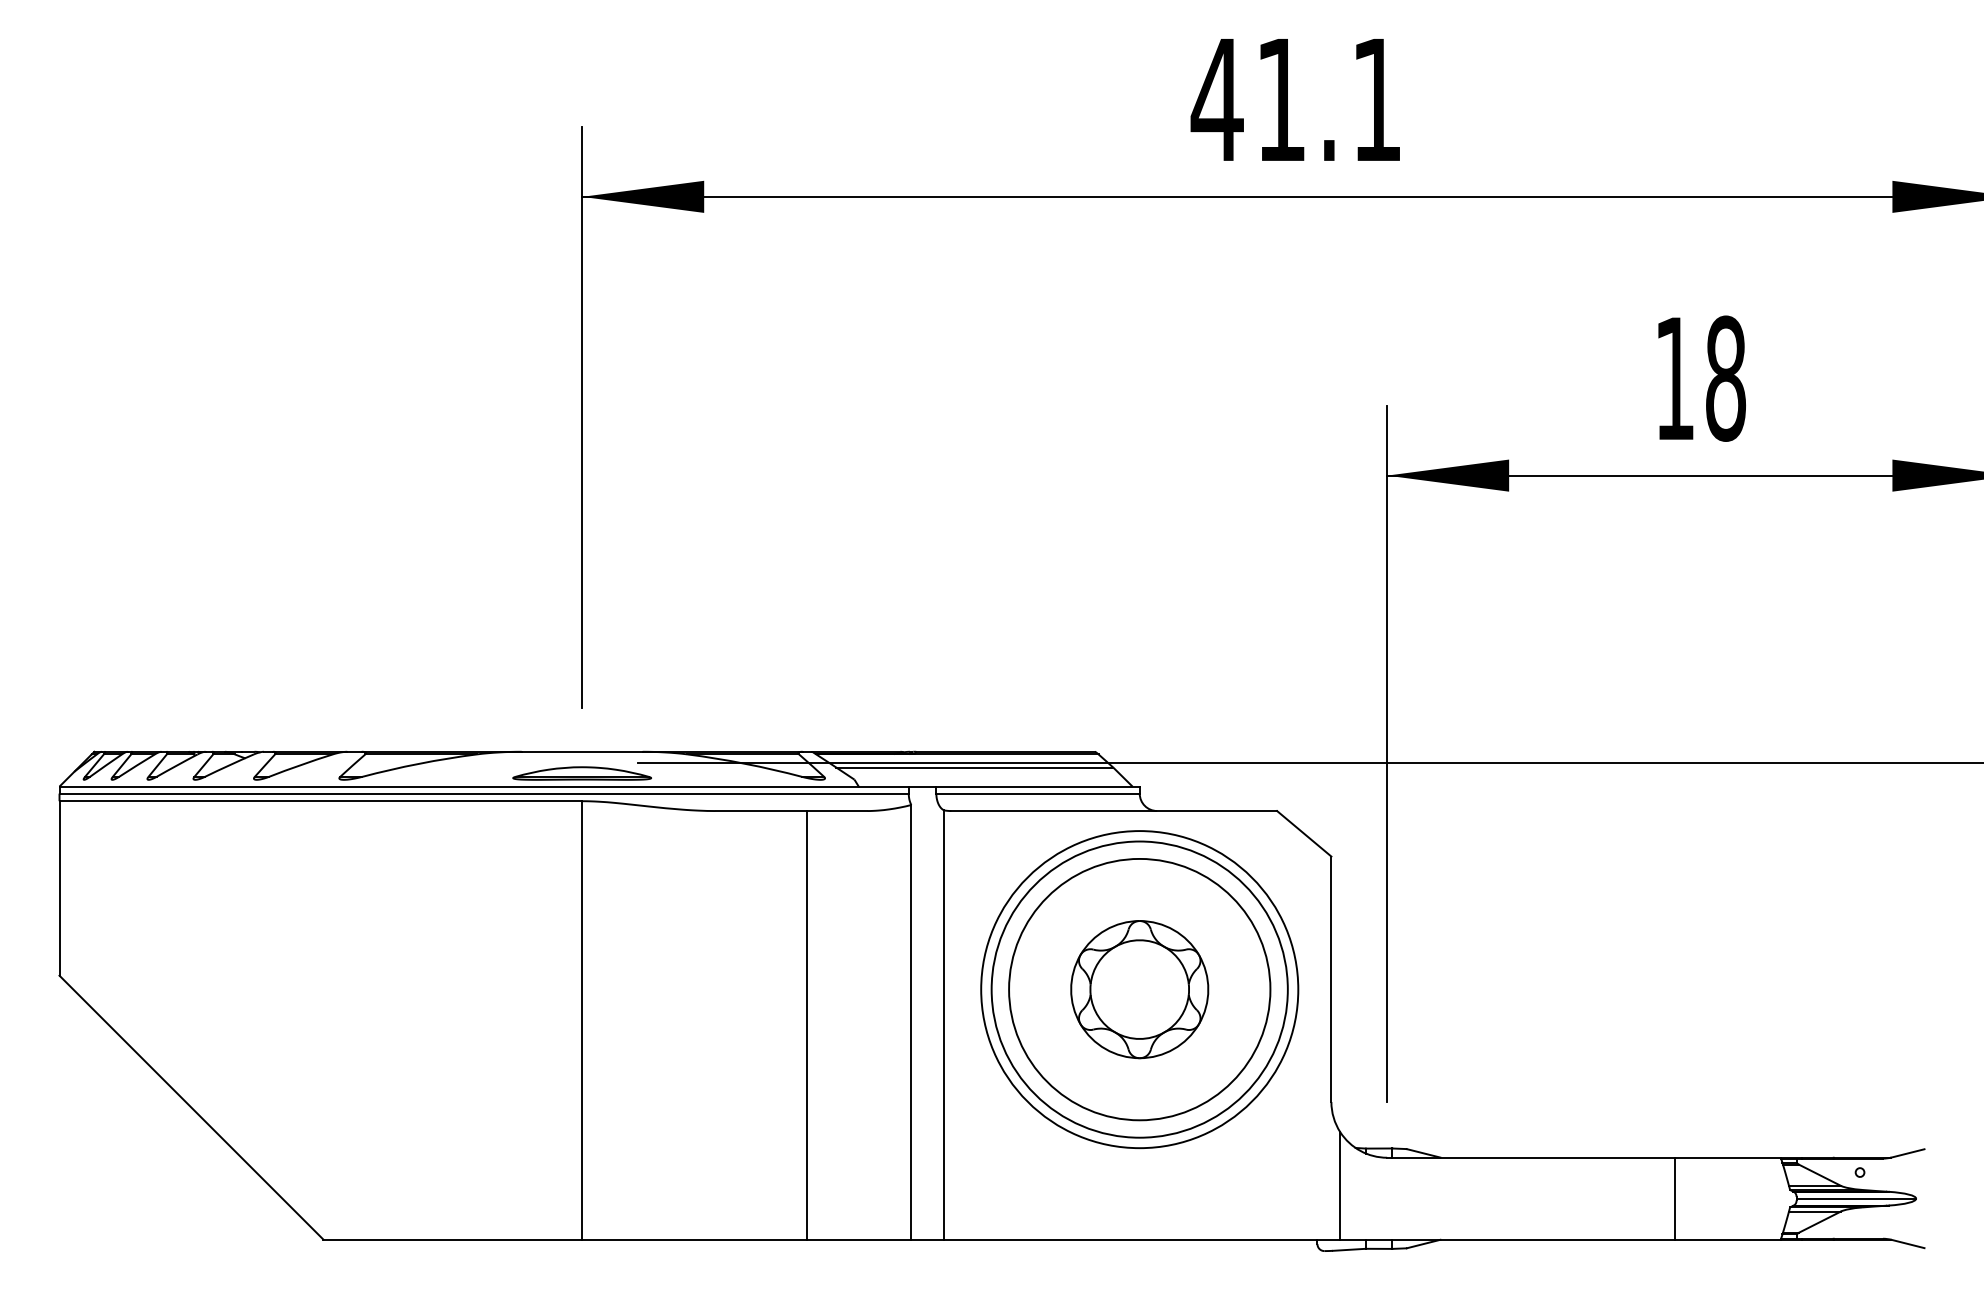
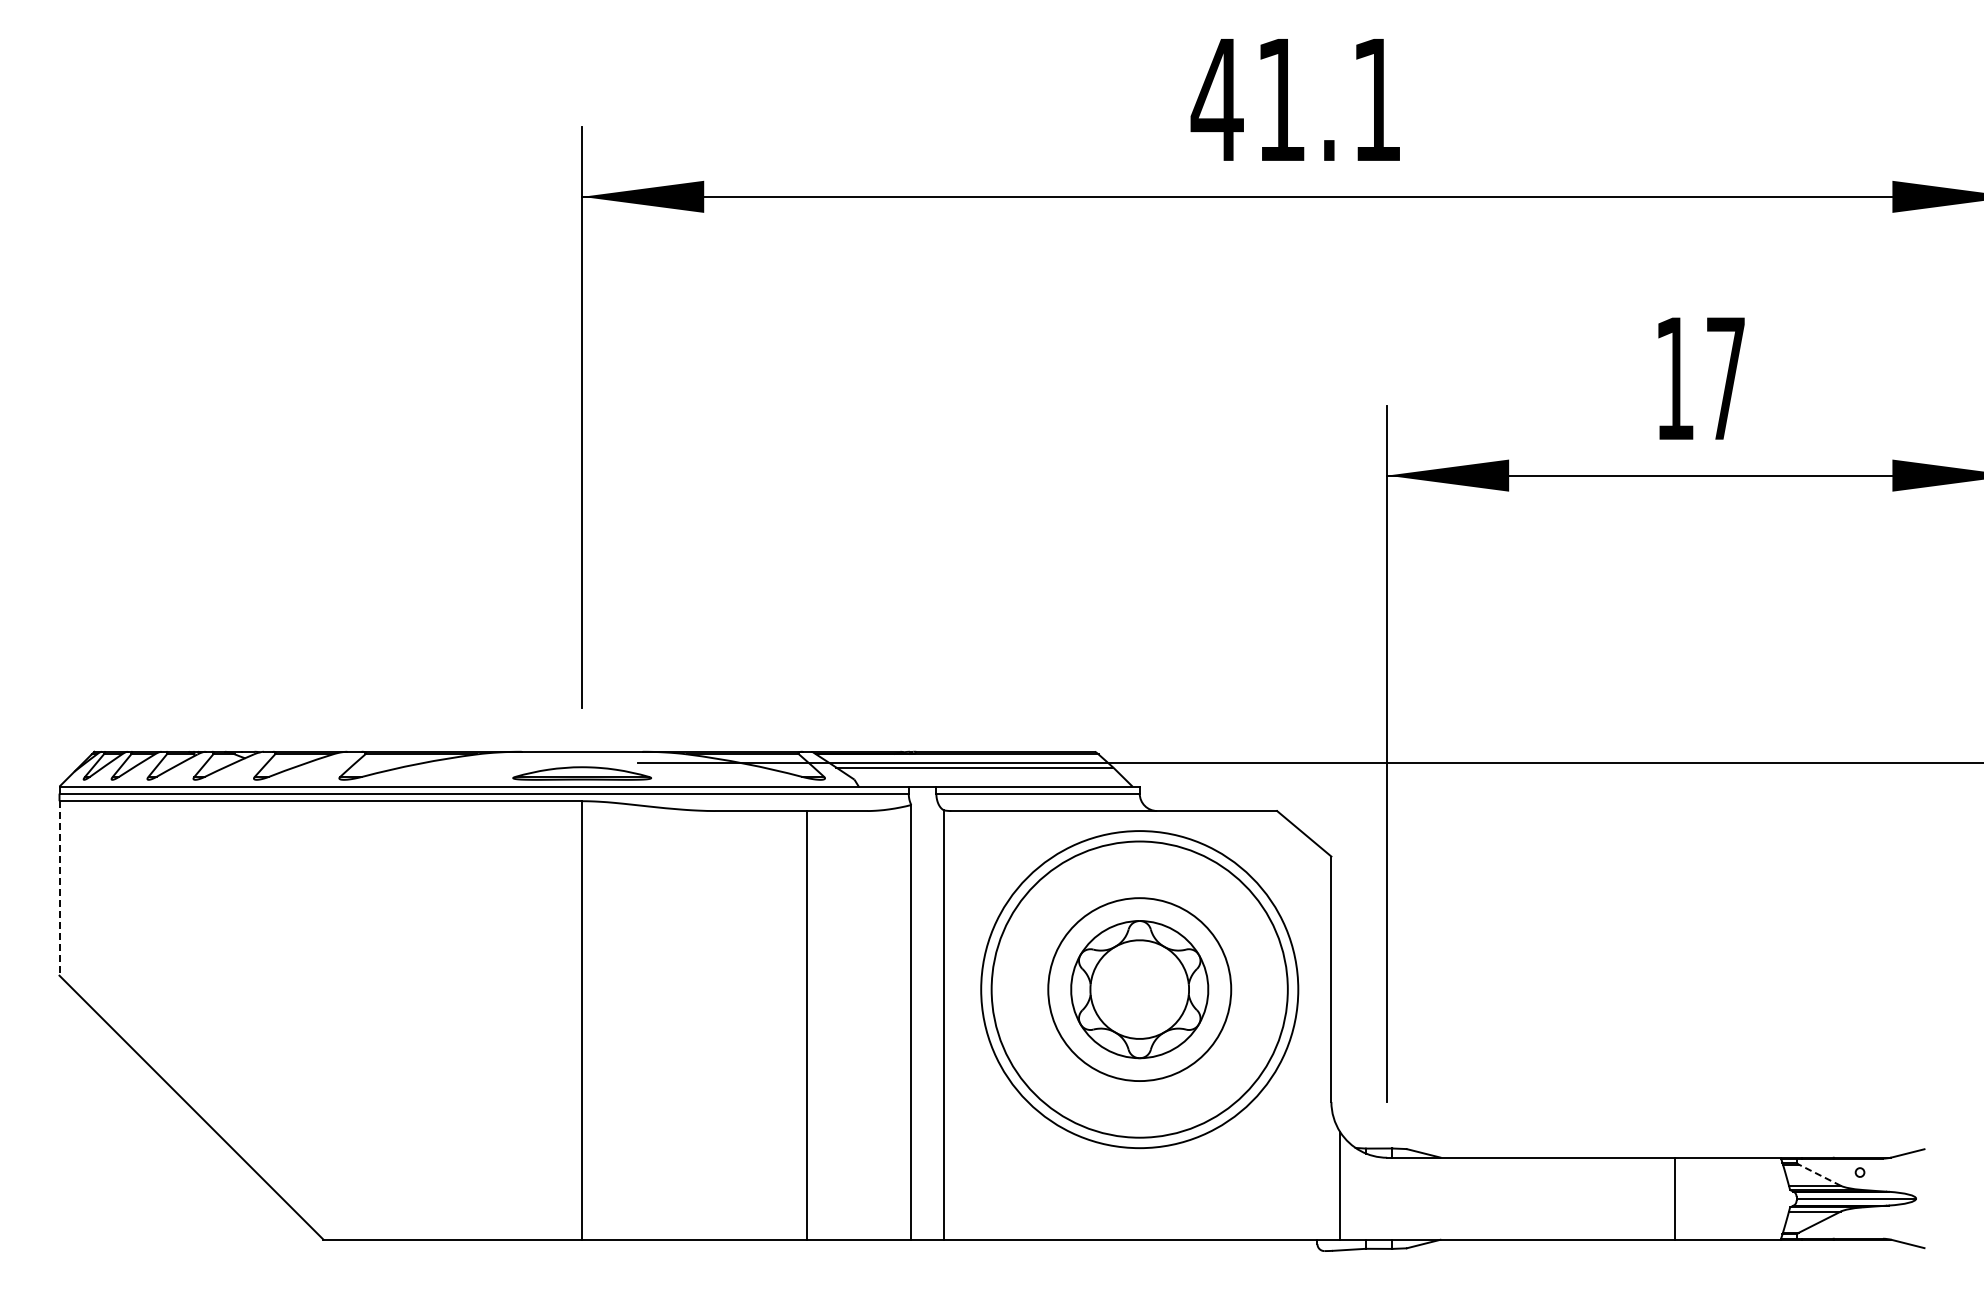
text: 18 -> 17 (1725, 378)
line: solid -> dashed (59, 888)
circle diameter: 261 px -> 183 px (1139, 989)
line: solid -> dashed (1820, 1175)
